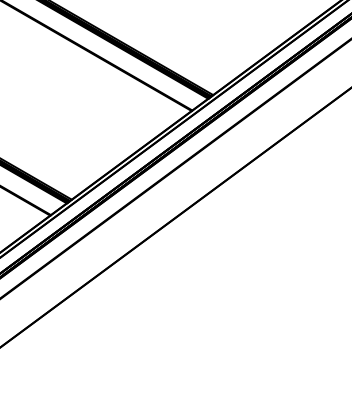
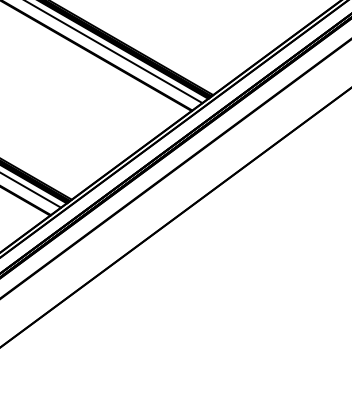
line: none -> present (114, 52)
line: none -> present (31, 190)
